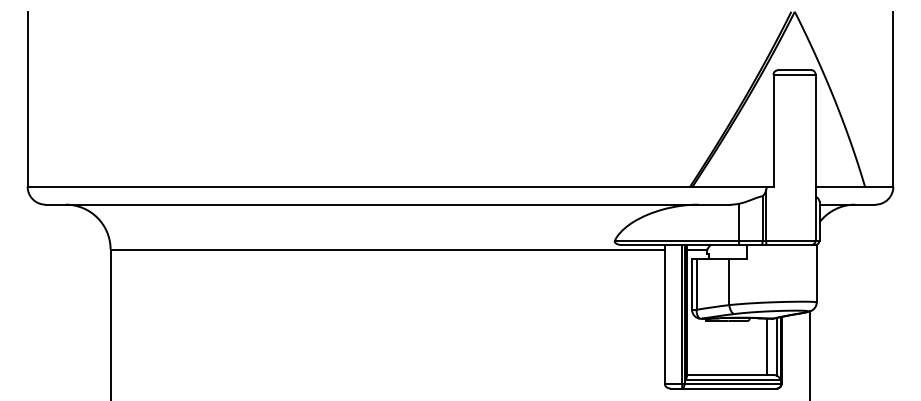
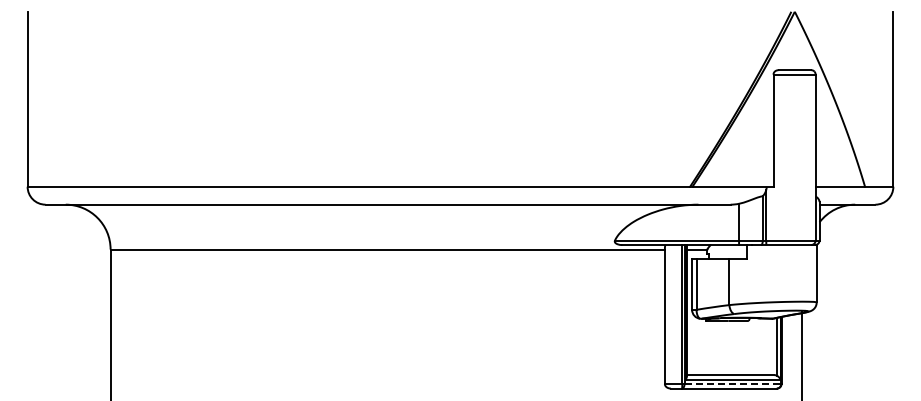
line: present -> none (766, 346)
line position: (810, 354) -> (802, 354) (802, 354)
line: solid -> dashed (733, 384)
